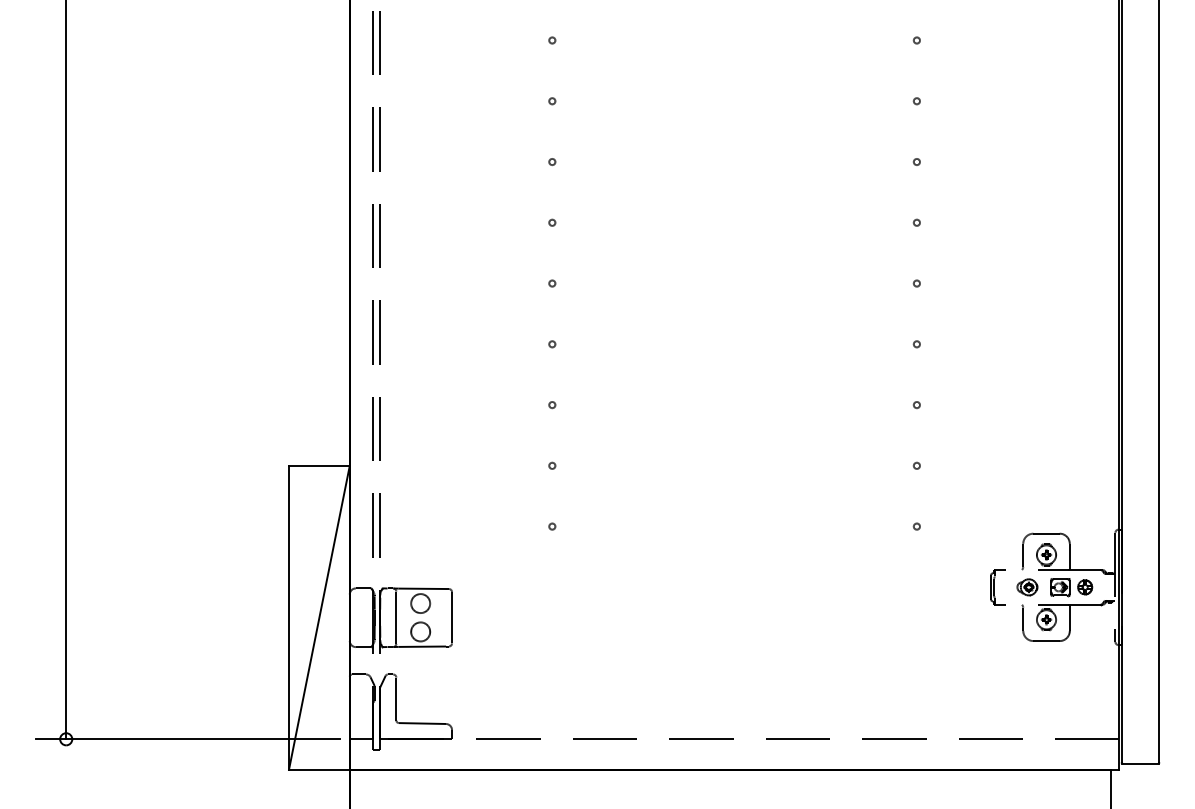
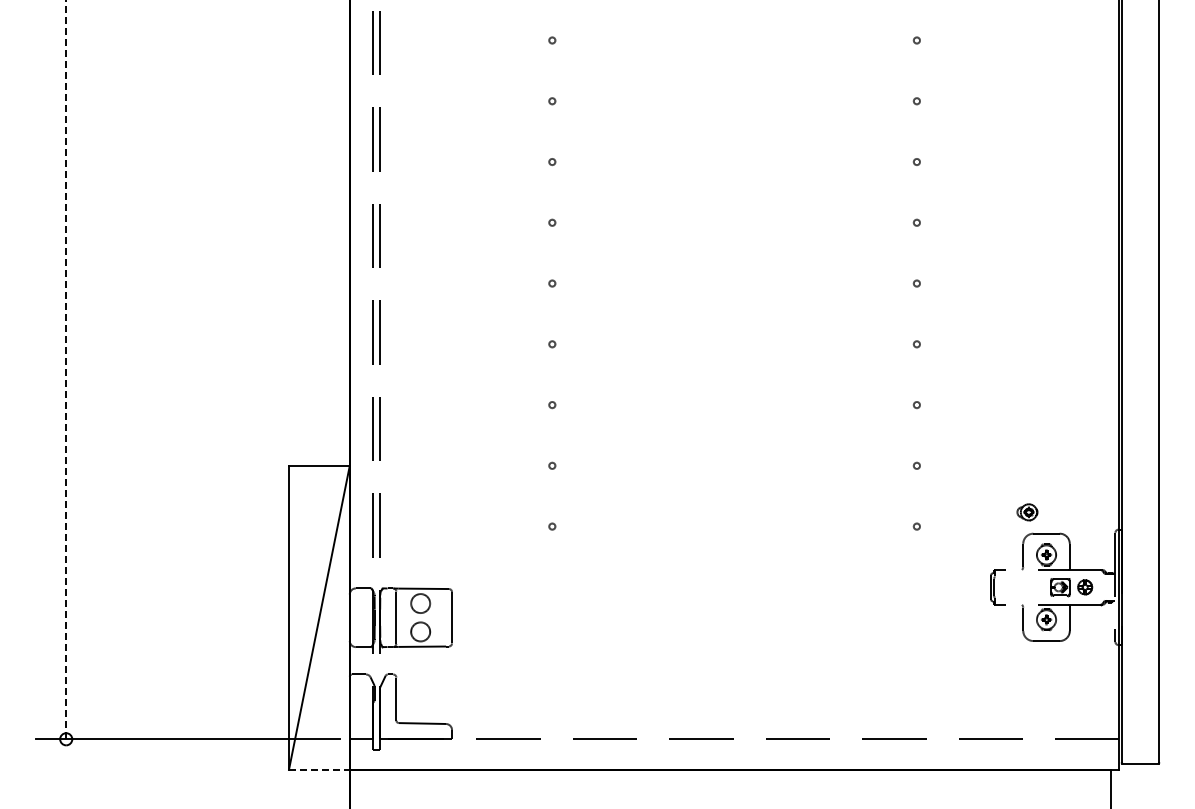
line: solid -> dashed (66, 369)
part position: (1027, 587) -> (1027, 512) (1027, 512)
line: solid -> dashed (319, 769)
